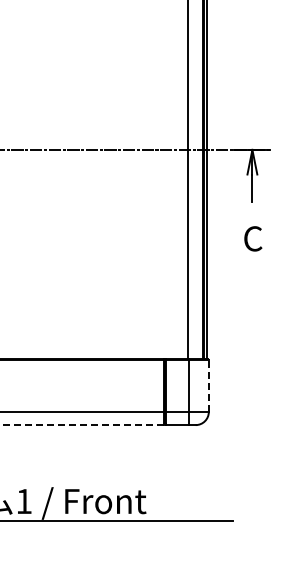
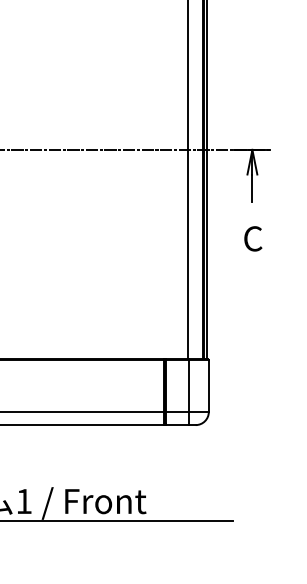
line: dashed -> solid (208, 386)
line: dashed -> solid (82, 425)
